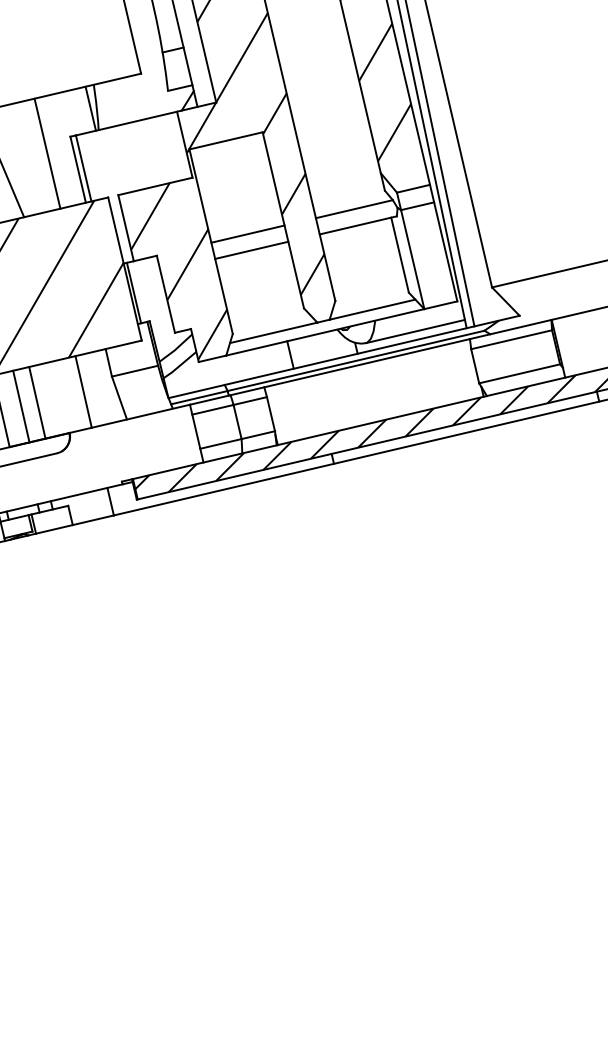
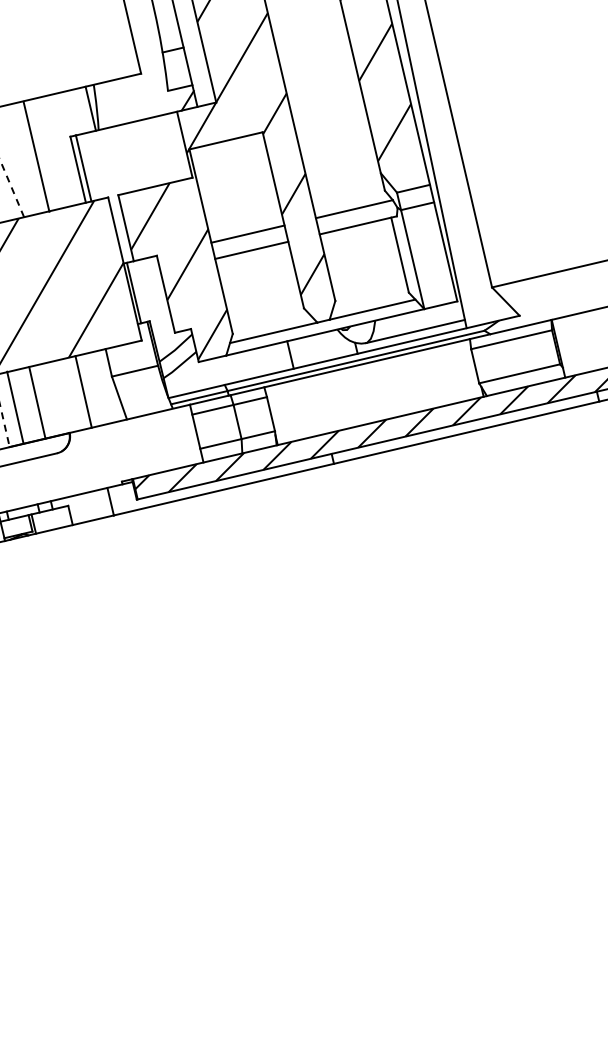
line position: (47, 153) -> (36, 156) (36, 156)
line: present -> none (440, 164)
line: solid -> dashed (12, 188)
line position: (21, 406) -> (15, 407) (15, 407)
line: solid -> dashed (5, 426)
